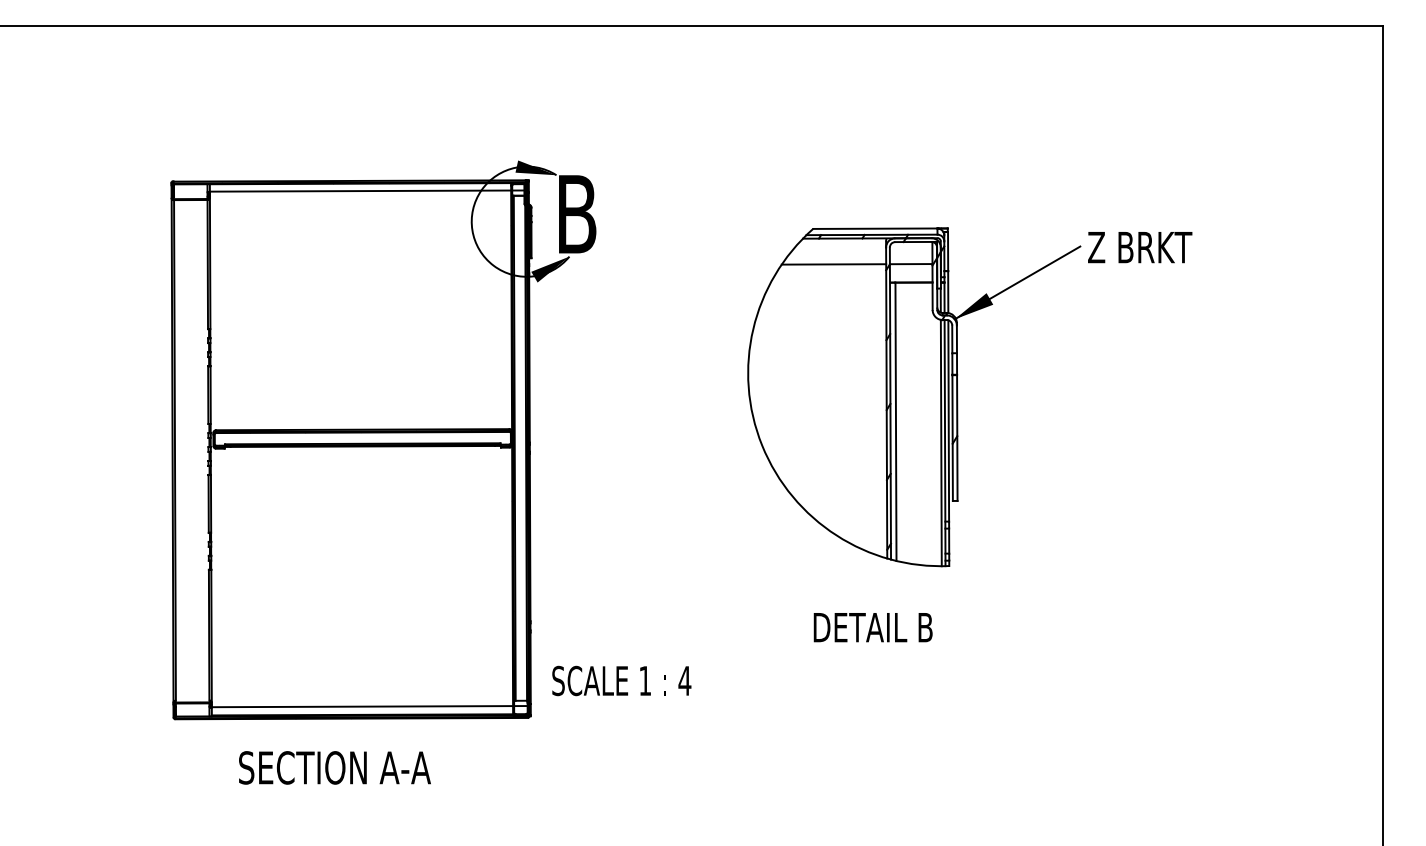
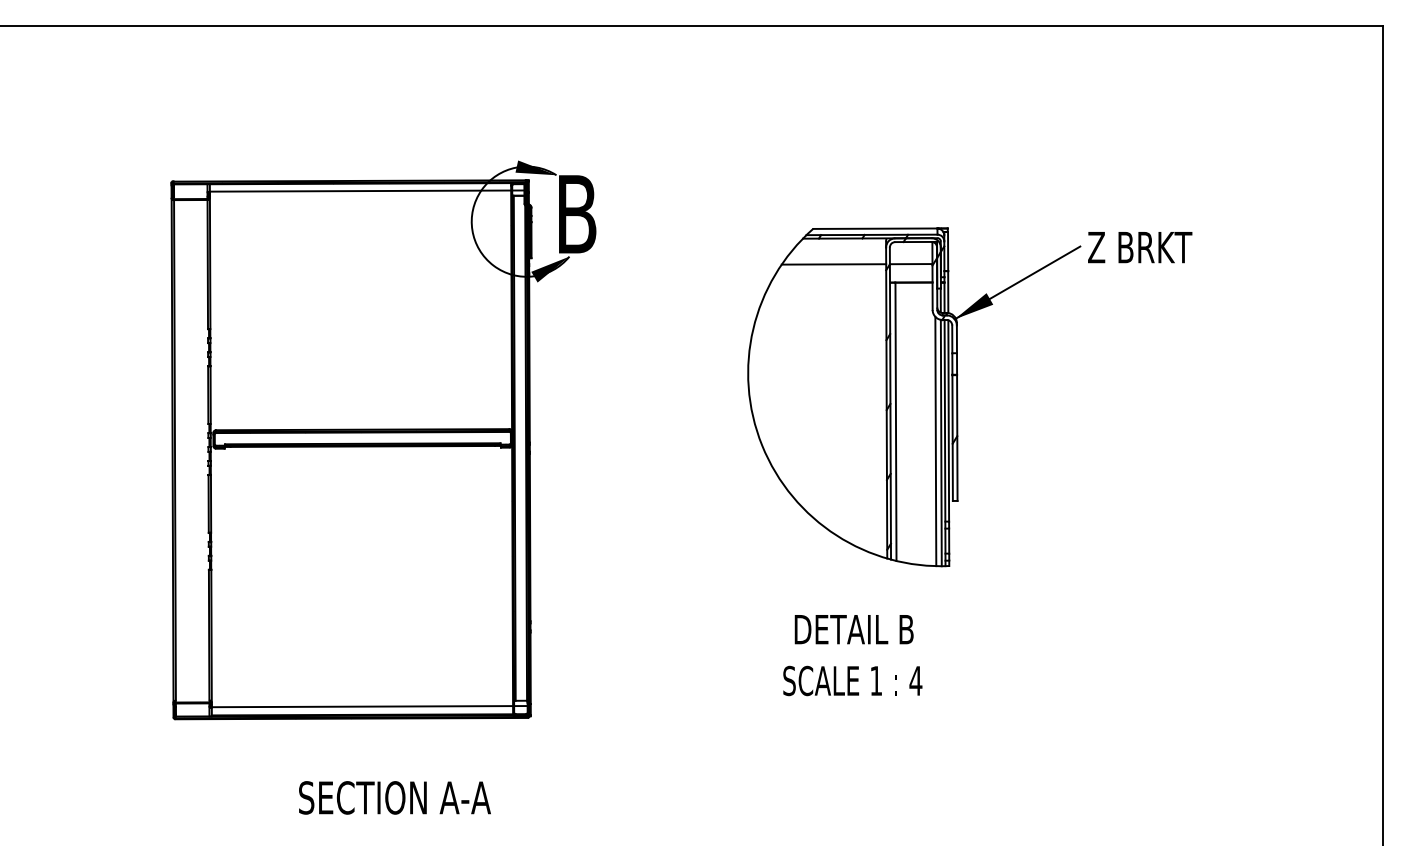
line: none -> present (935, 441)
text position: (872, 627) -> (853, 629) (853, 629)
text position: (621, 680) -> (852, 680) (852, 680)
text position: (334, 767) -> (394, 797) (394, 797)
